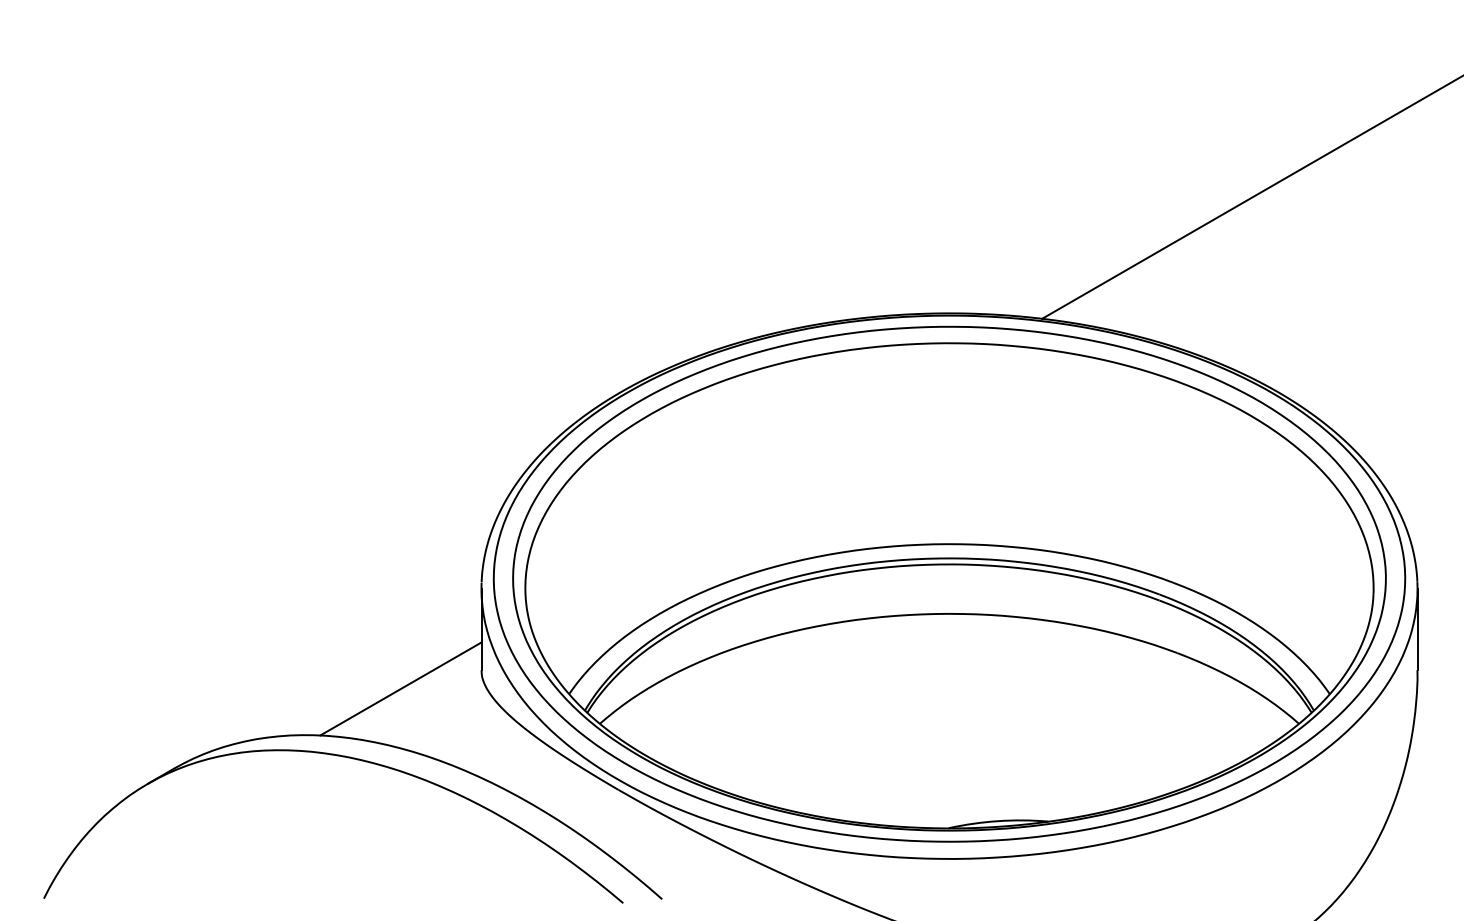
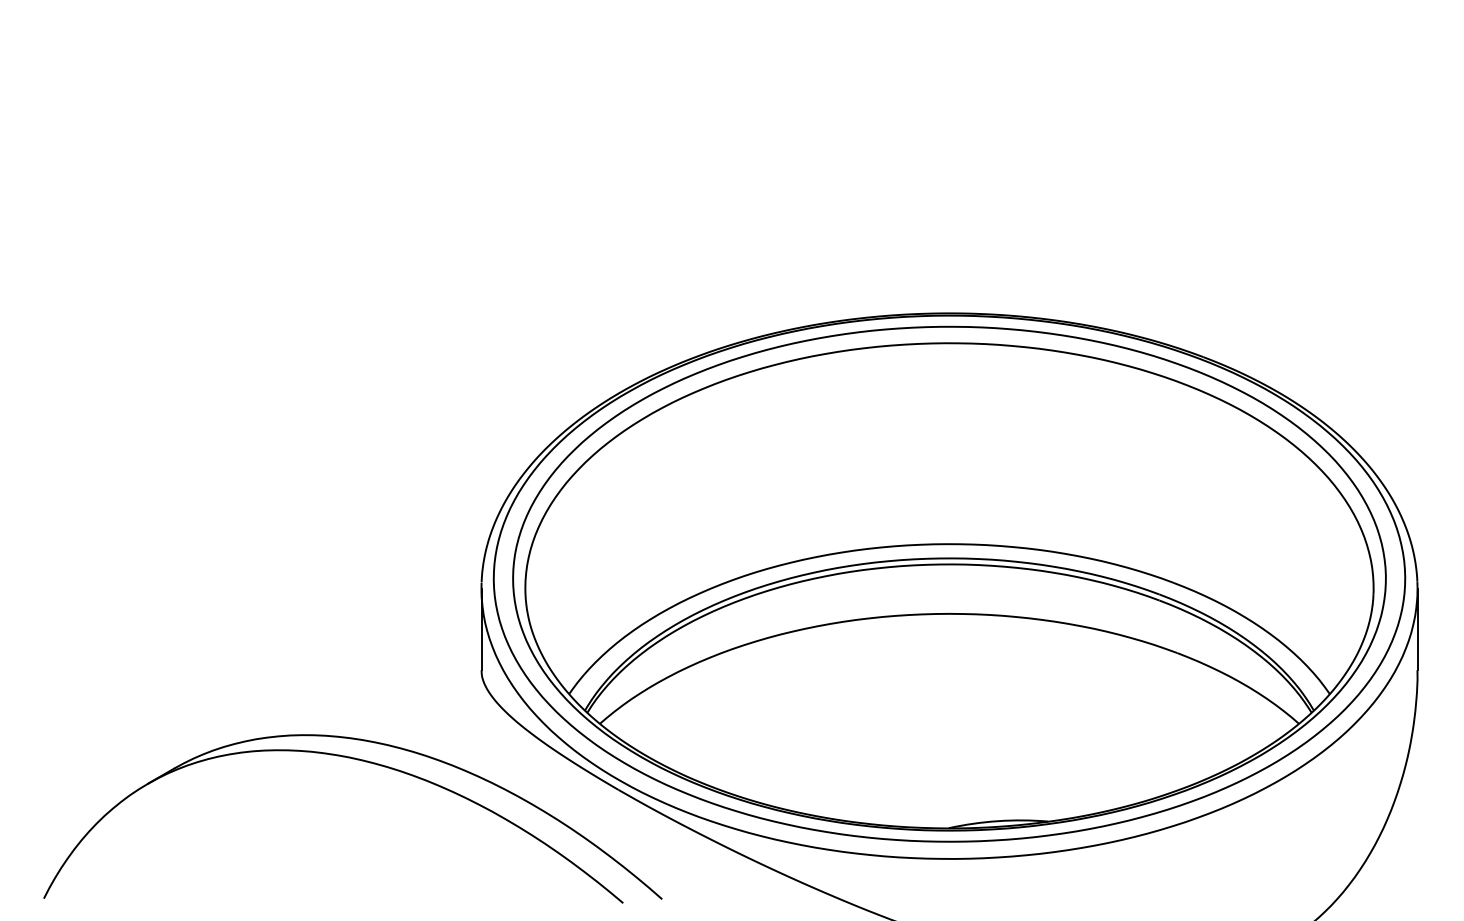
line: present -> none (1251, 197)
line: present -> none (400, 688)
